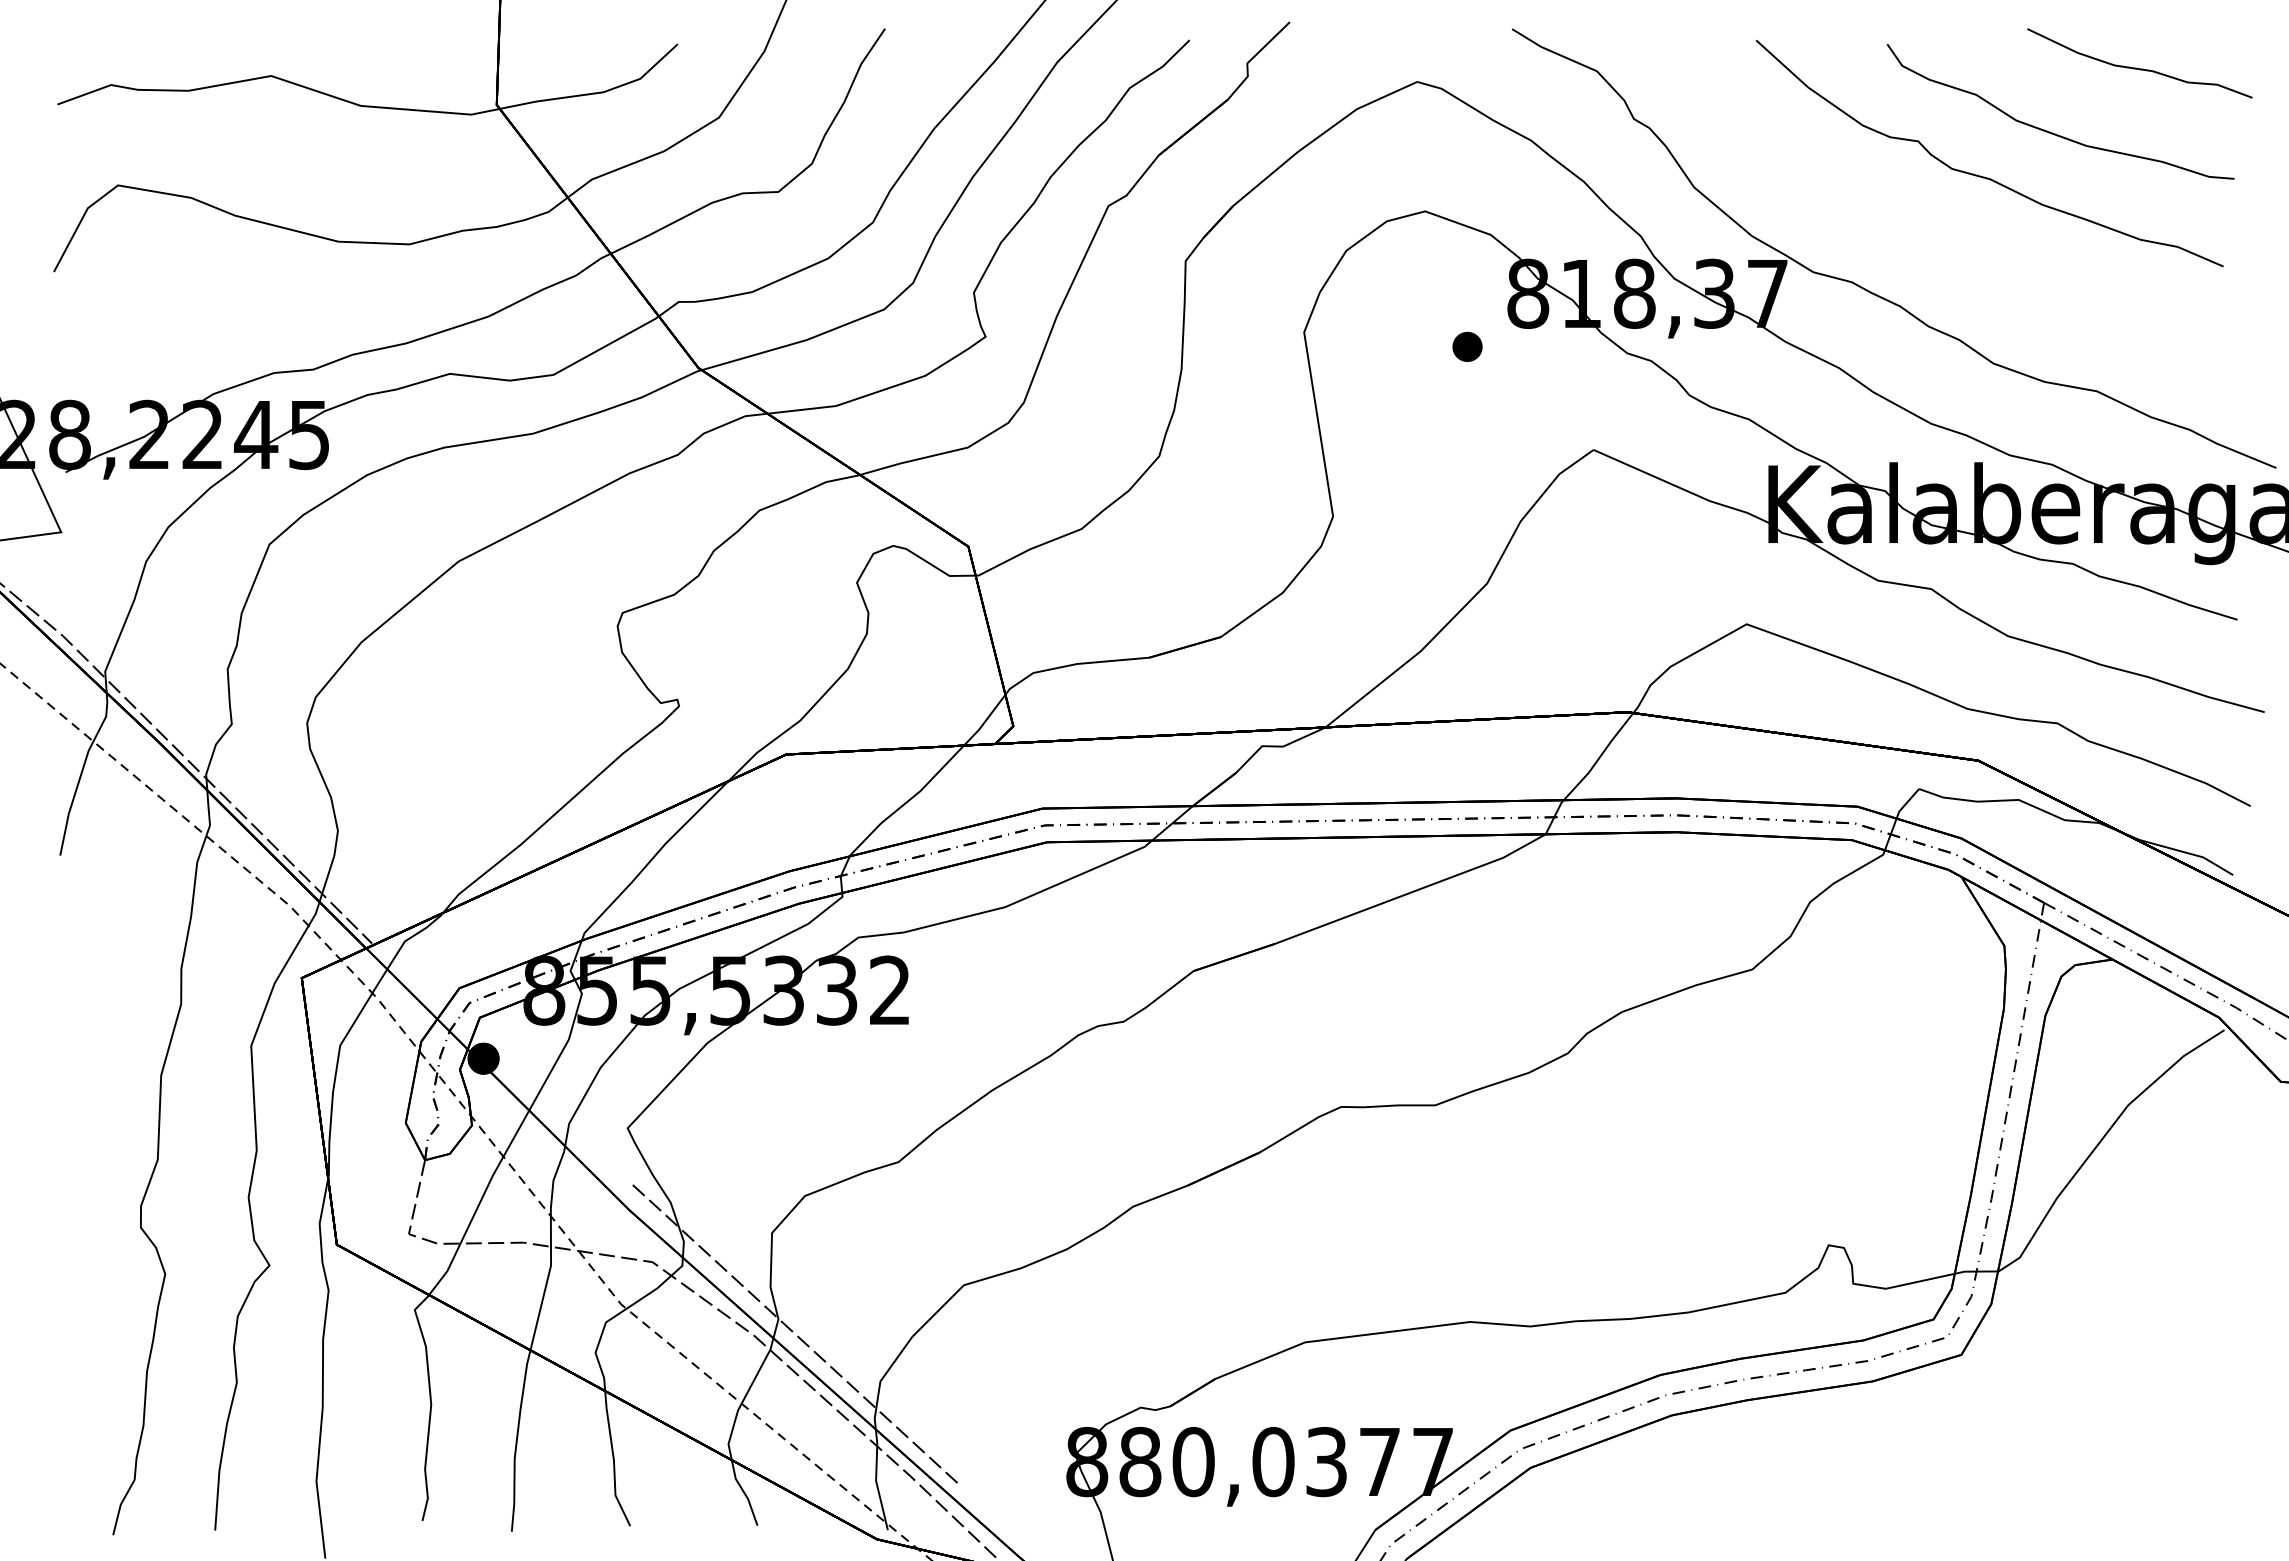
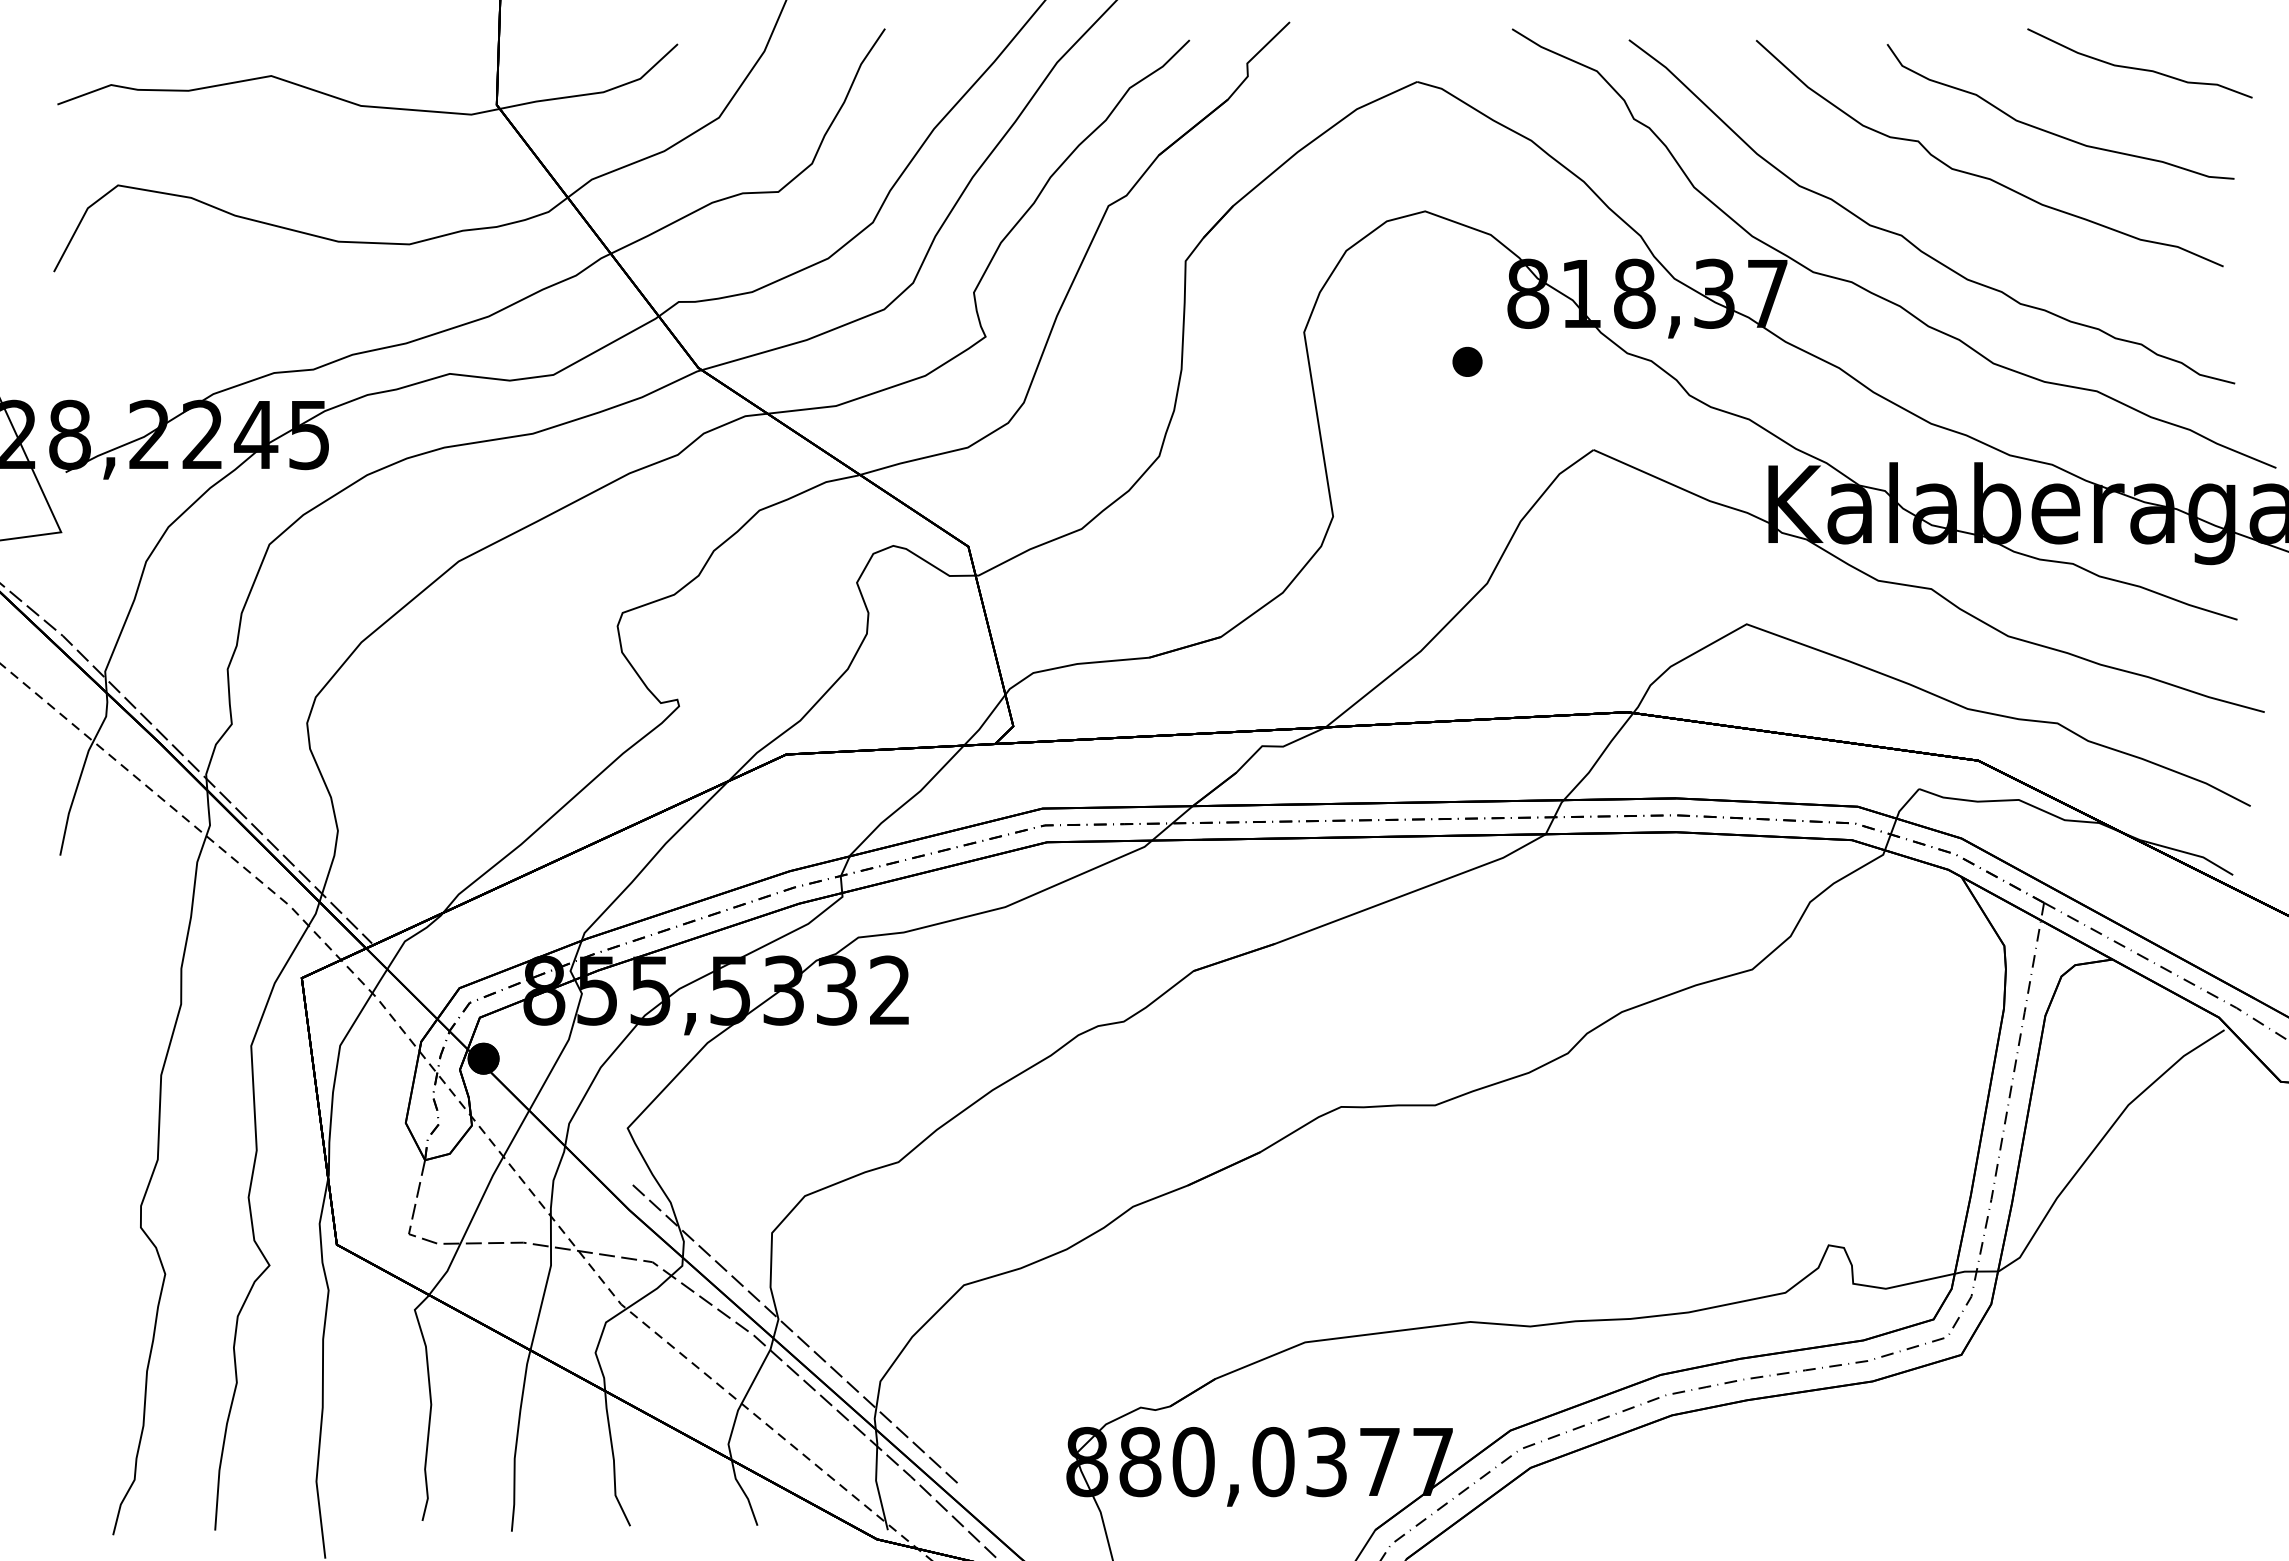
curve: none -> present (1908, 239)
part position: (1467, 346) -> (1467, 361) (1467, 361)
